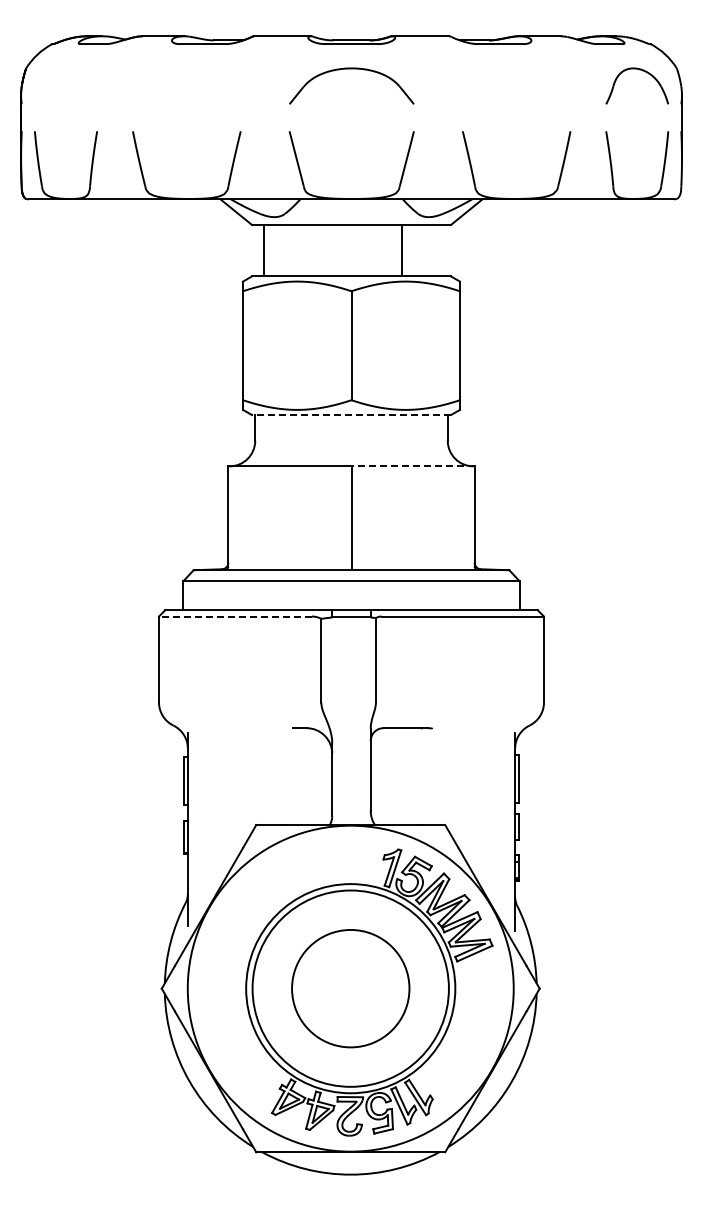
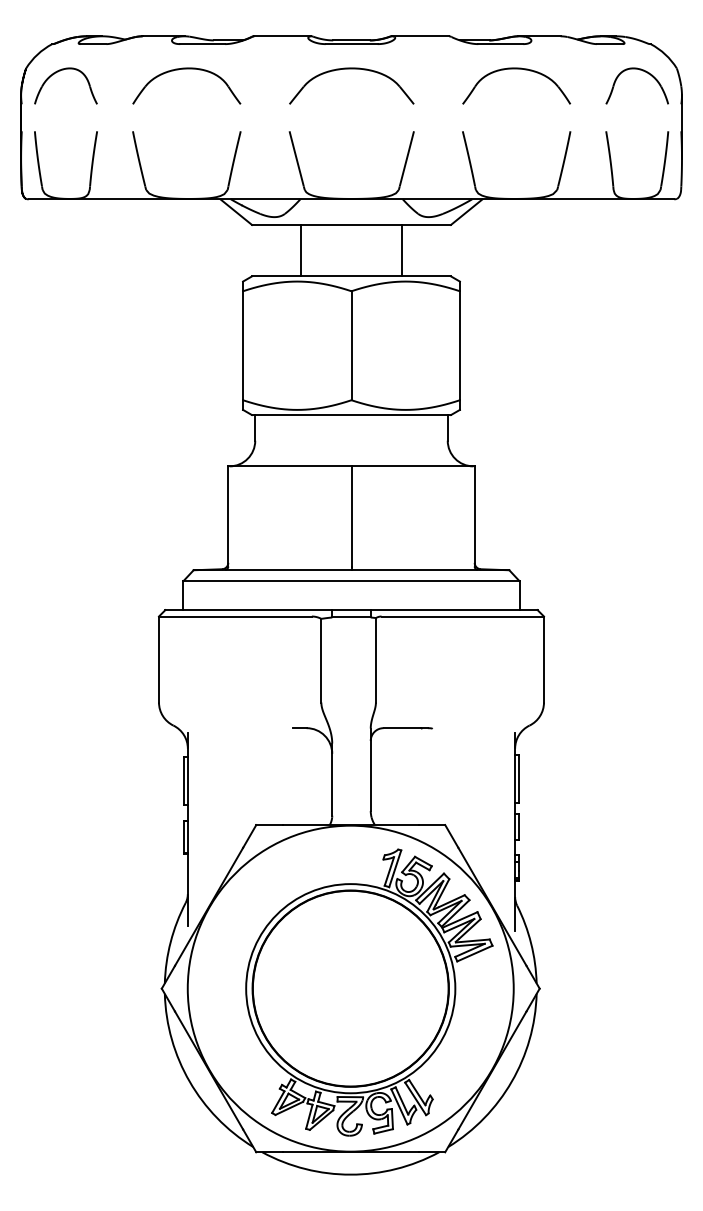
part: none -> present (186, 69)
part: none -> present (516, 69)
part: none -> present (58, 72)
line position: (263, 250) -> (300, 250) (300, 250)
line: dashed -> solid (351, 415)
line: dashed -> solid (413, 466)
line: dashed -> solid (234, 616)
circle diameter: 117 px -> 196 px (350, 988)
